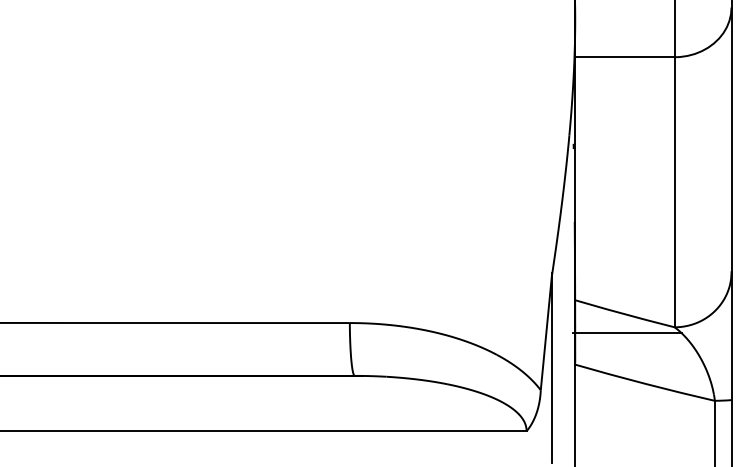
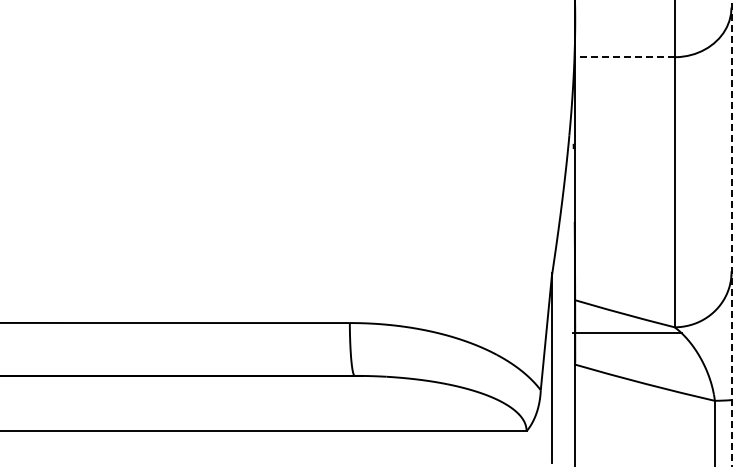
line: solid -> dashed (624, 57)
line: solid -> dashed (731, 233)
